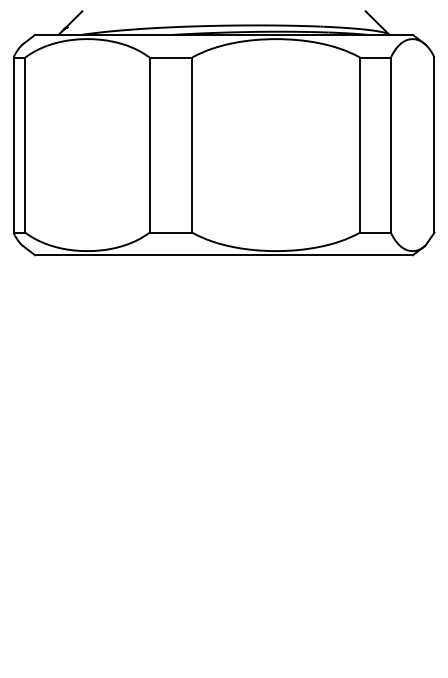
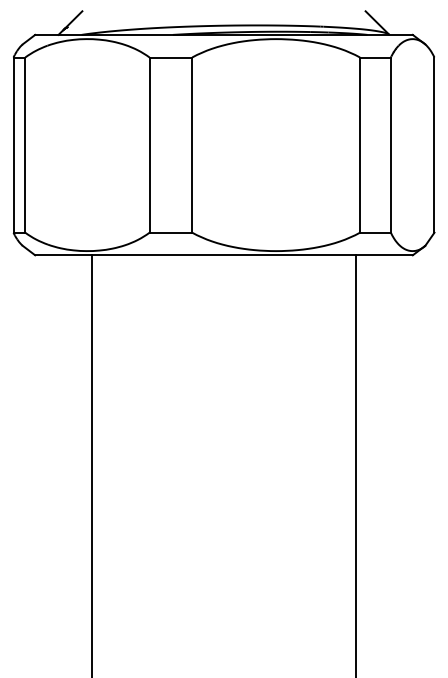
line: none -> present (91, 464)
line: none -> present (356, 464)
